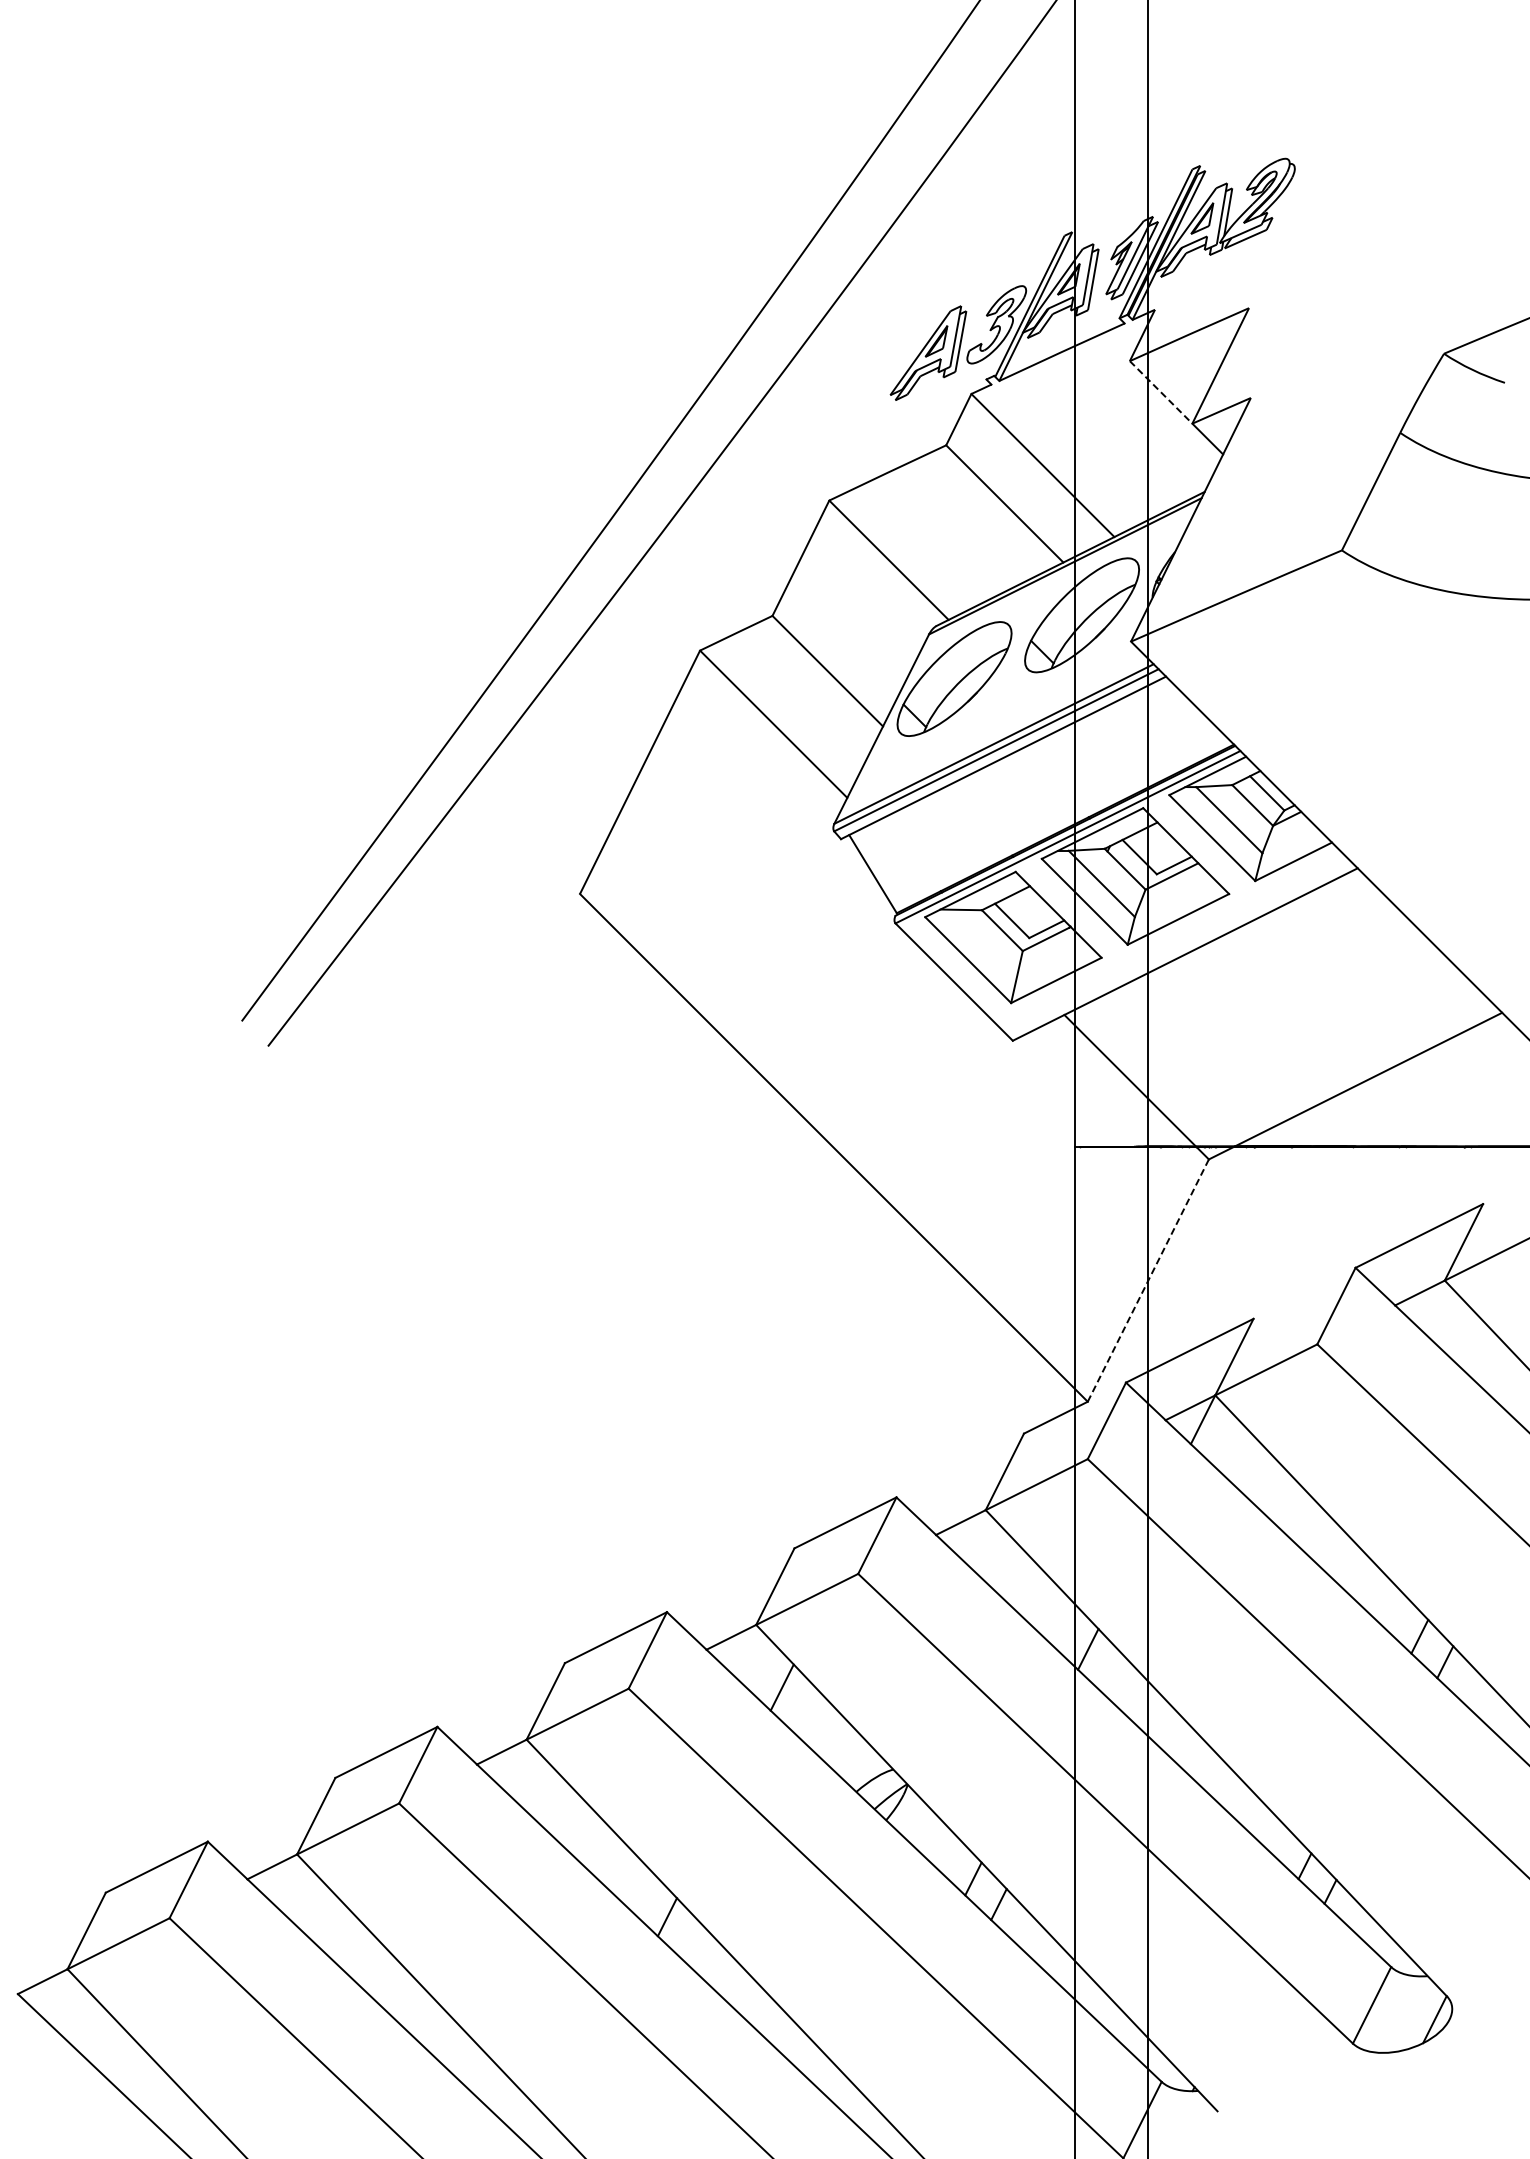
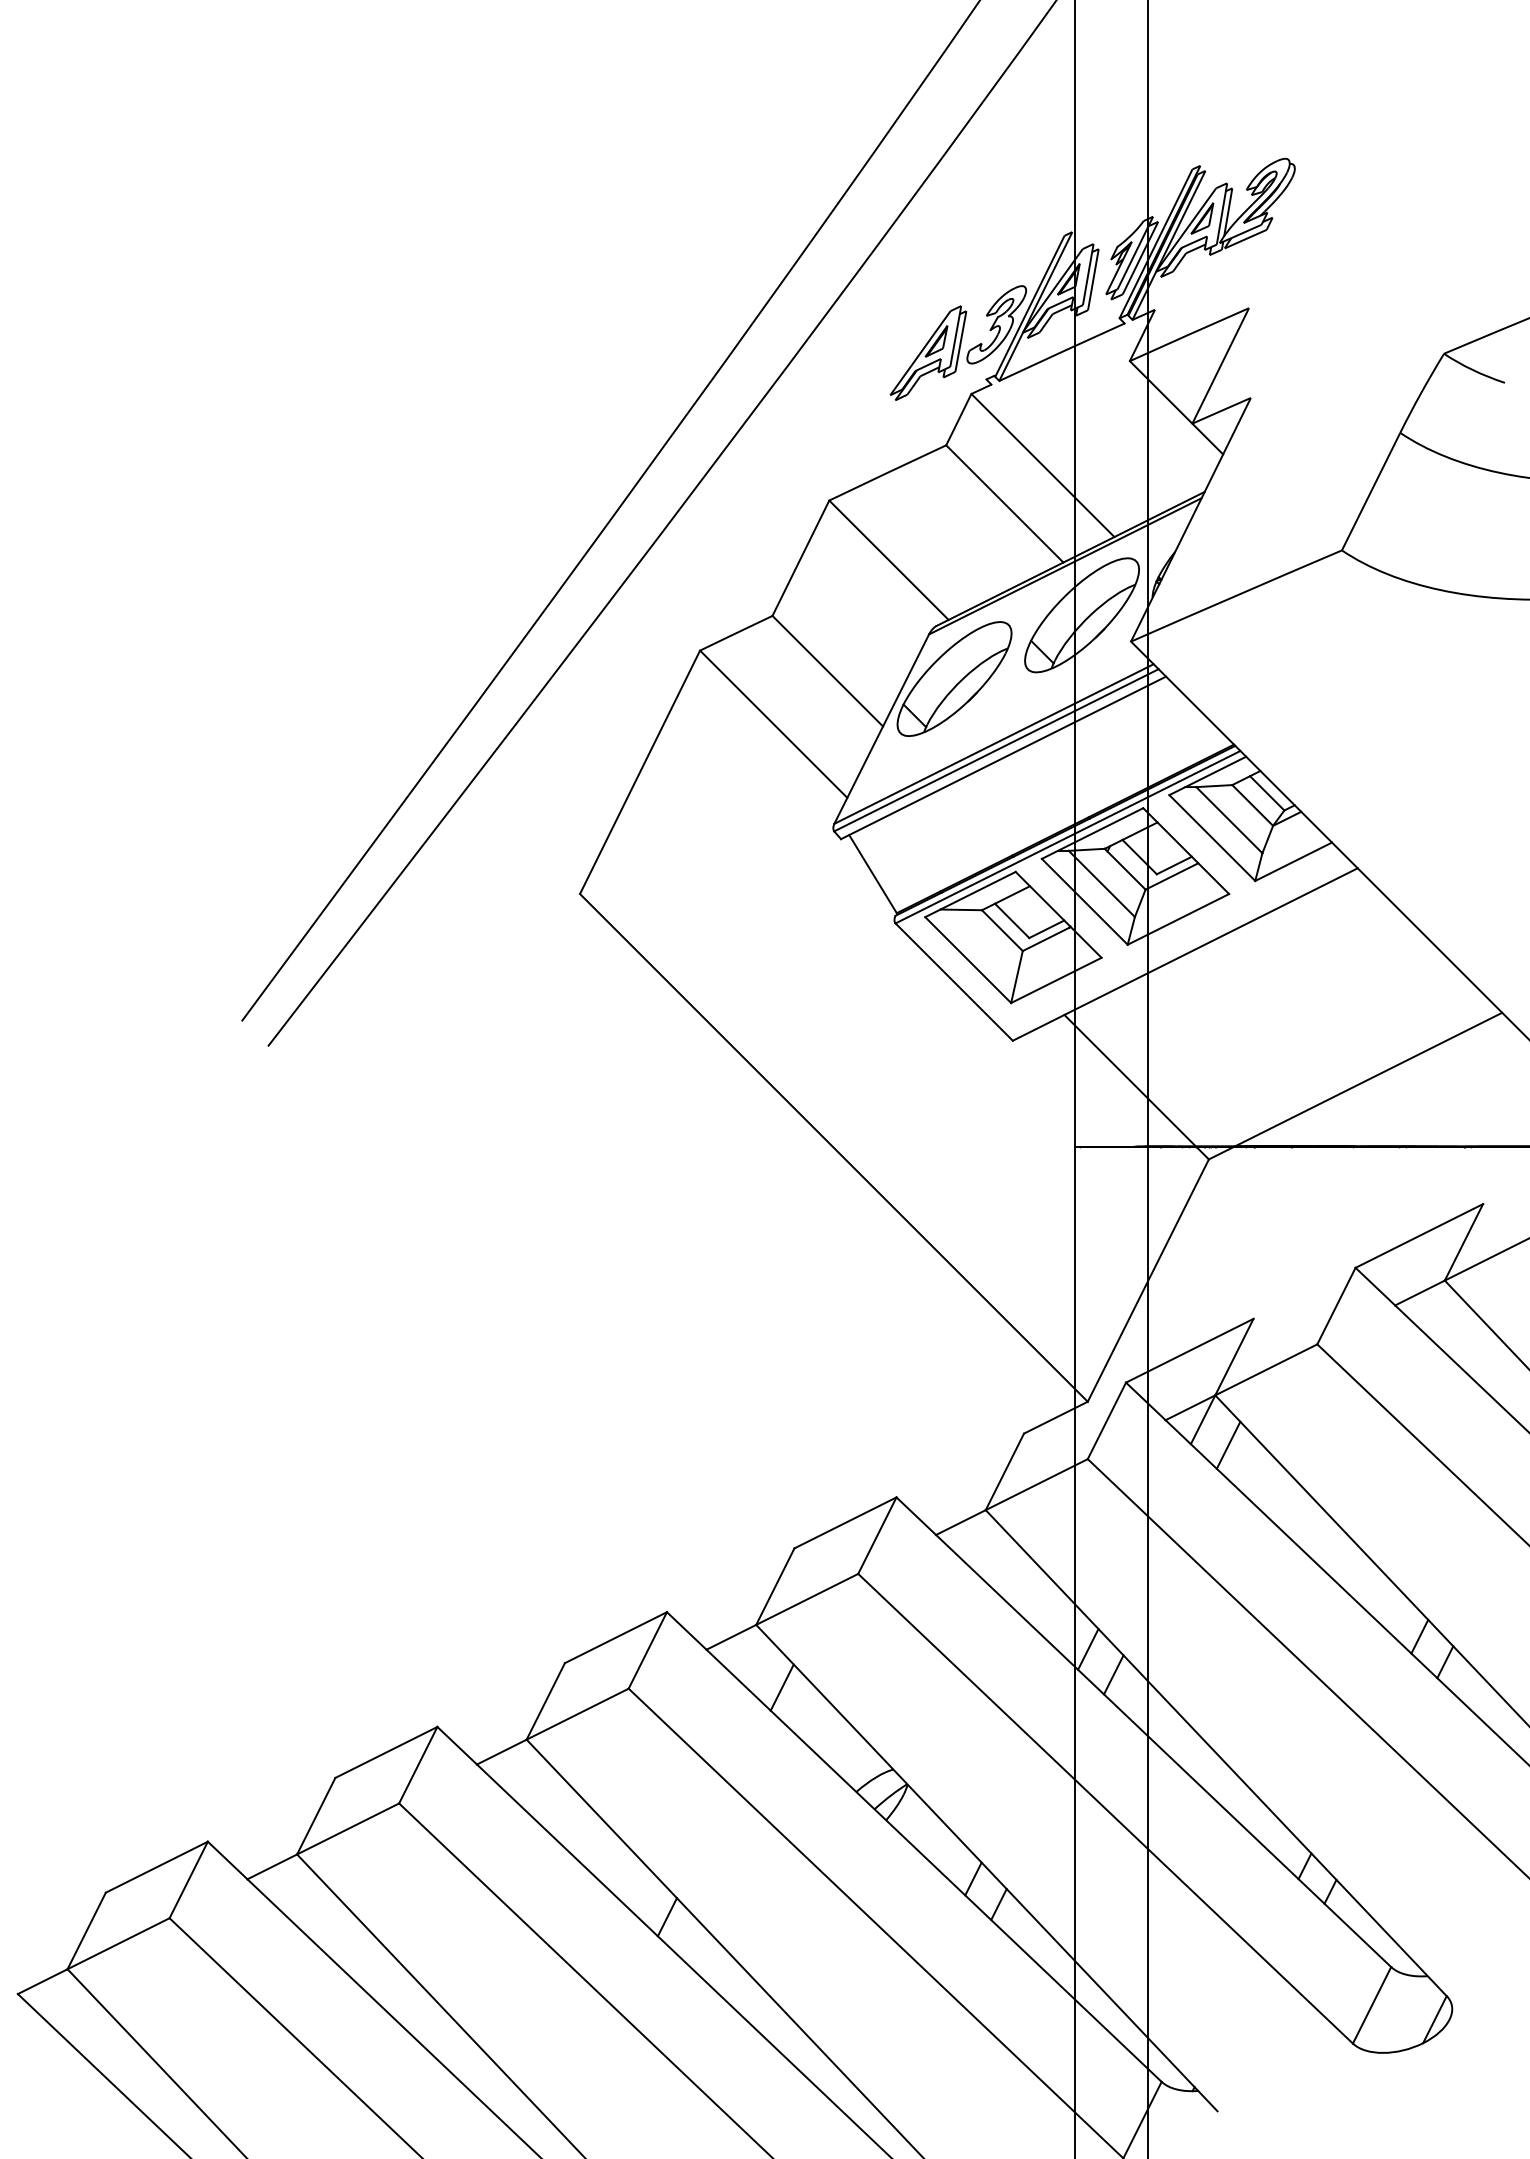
line: dashed -> solid (1161, 392)
line: dashed -> solid (1148, 1281)
line: none -> present (1228, 1444)
line: none -> present (1113, 1674)
